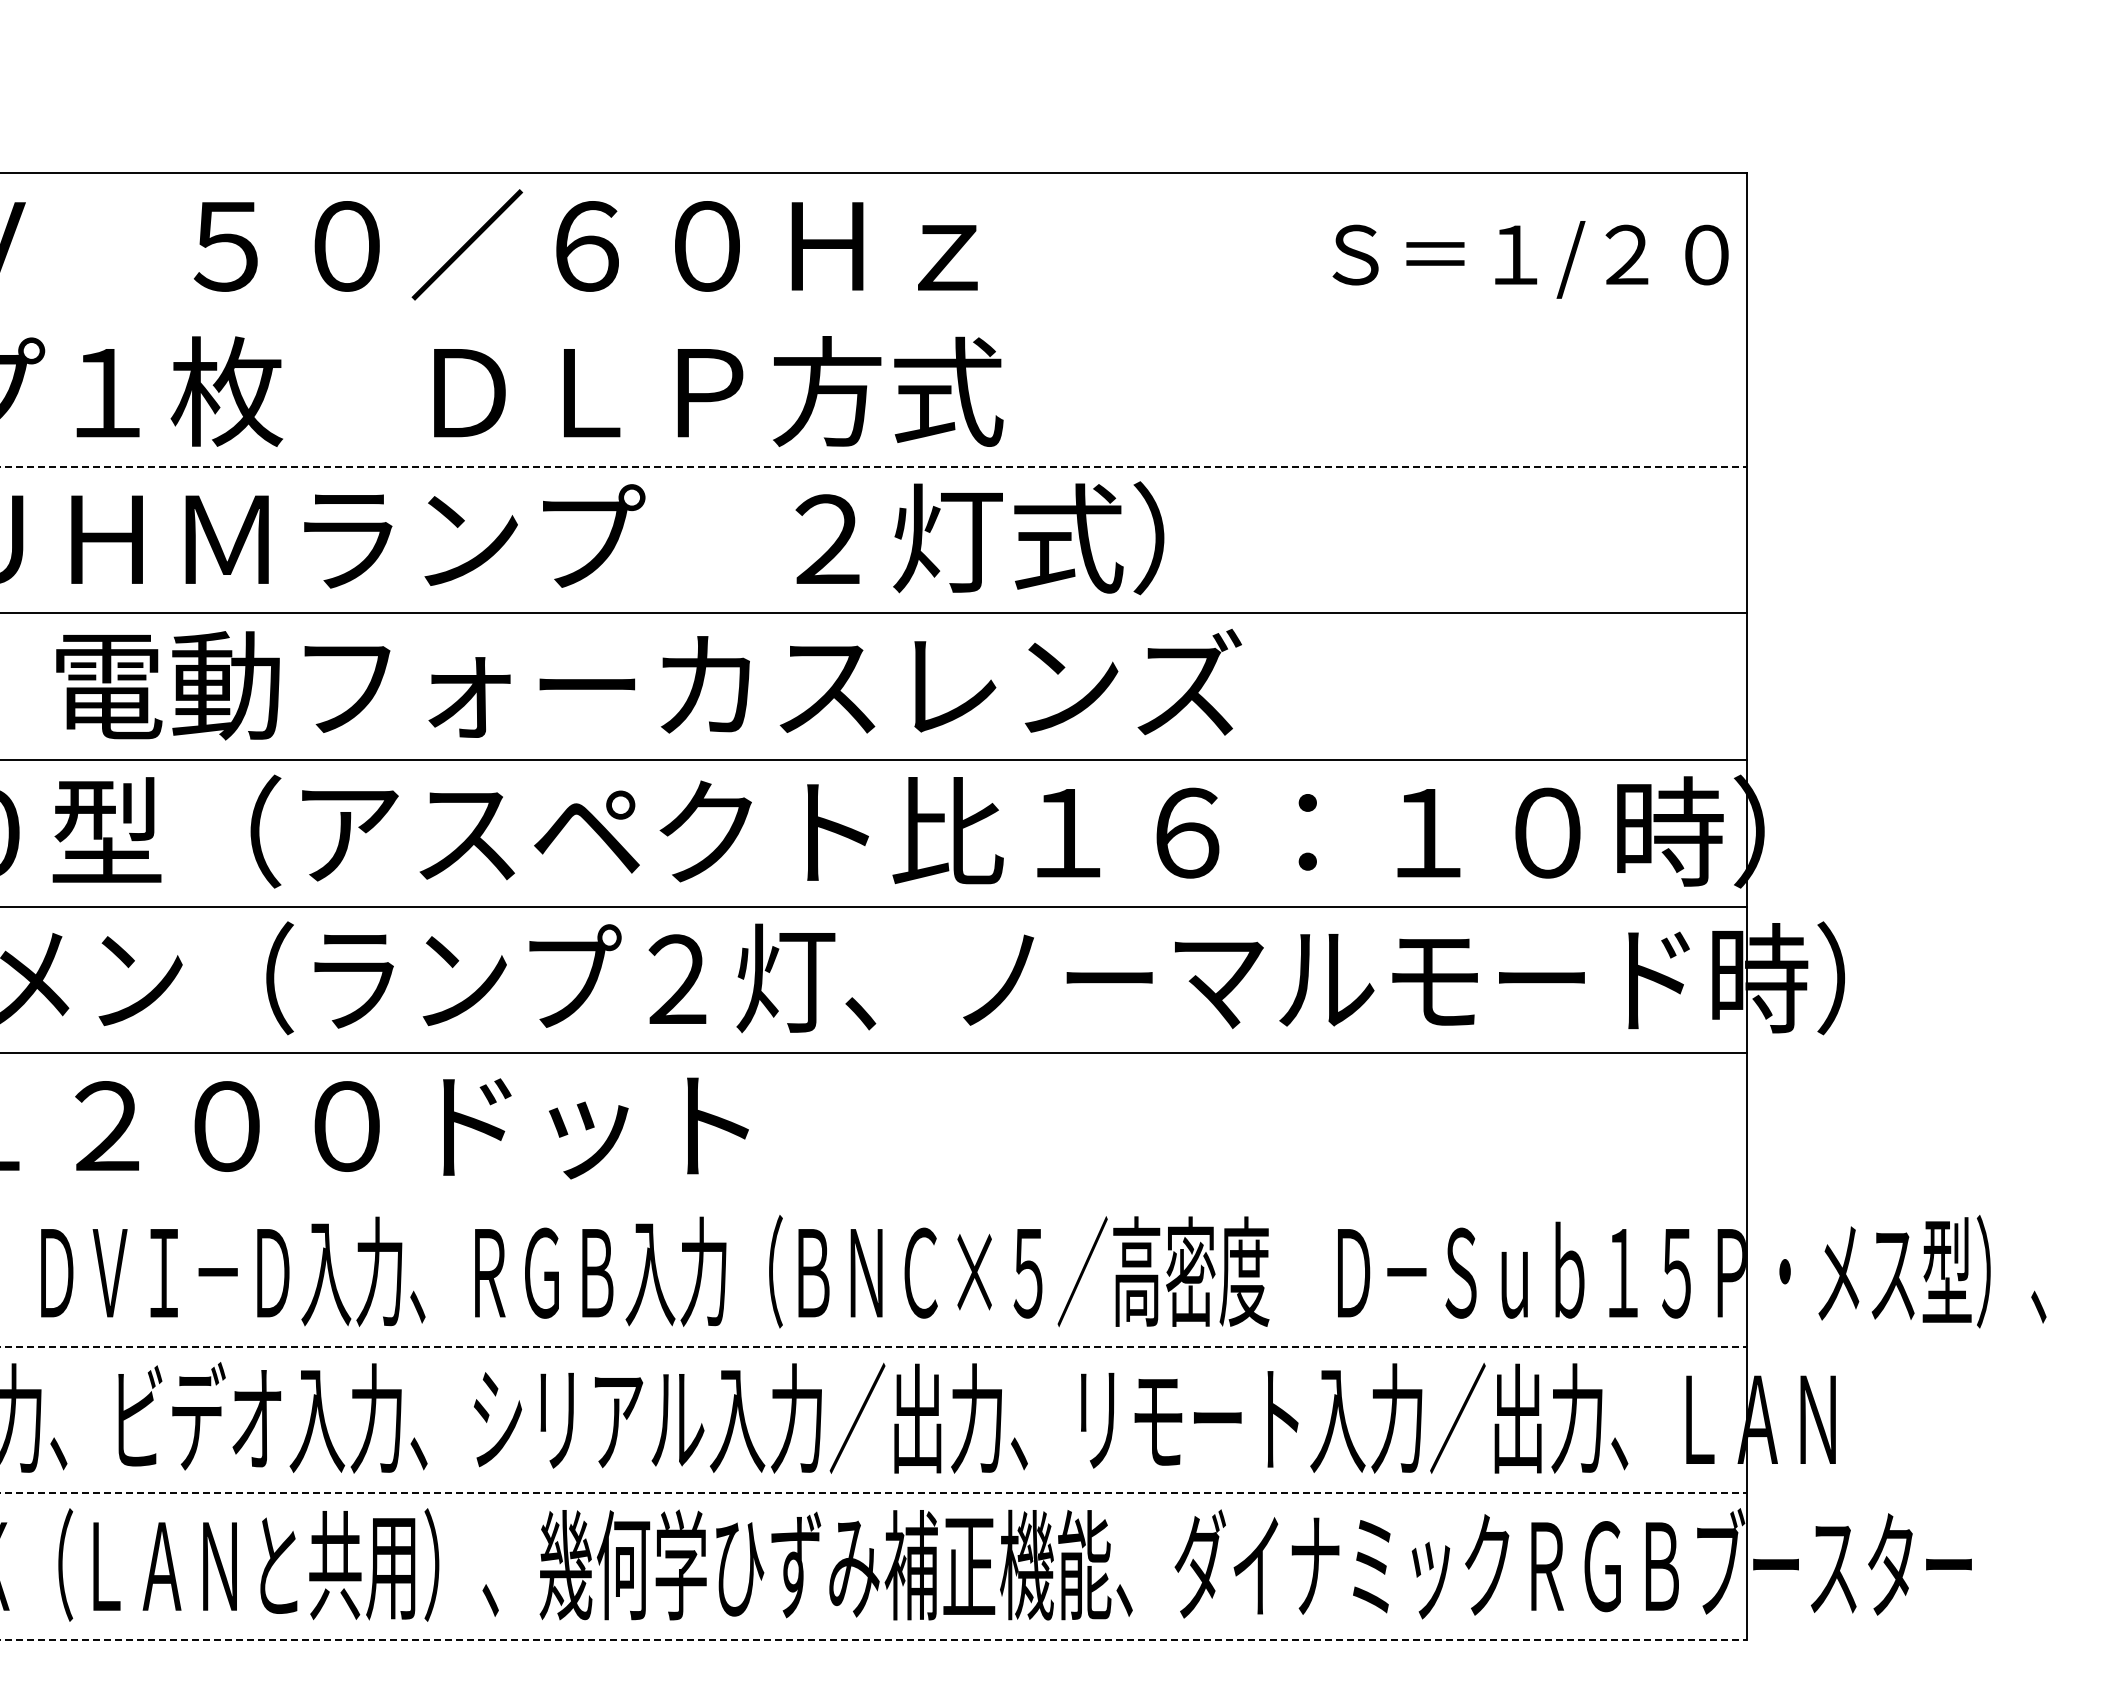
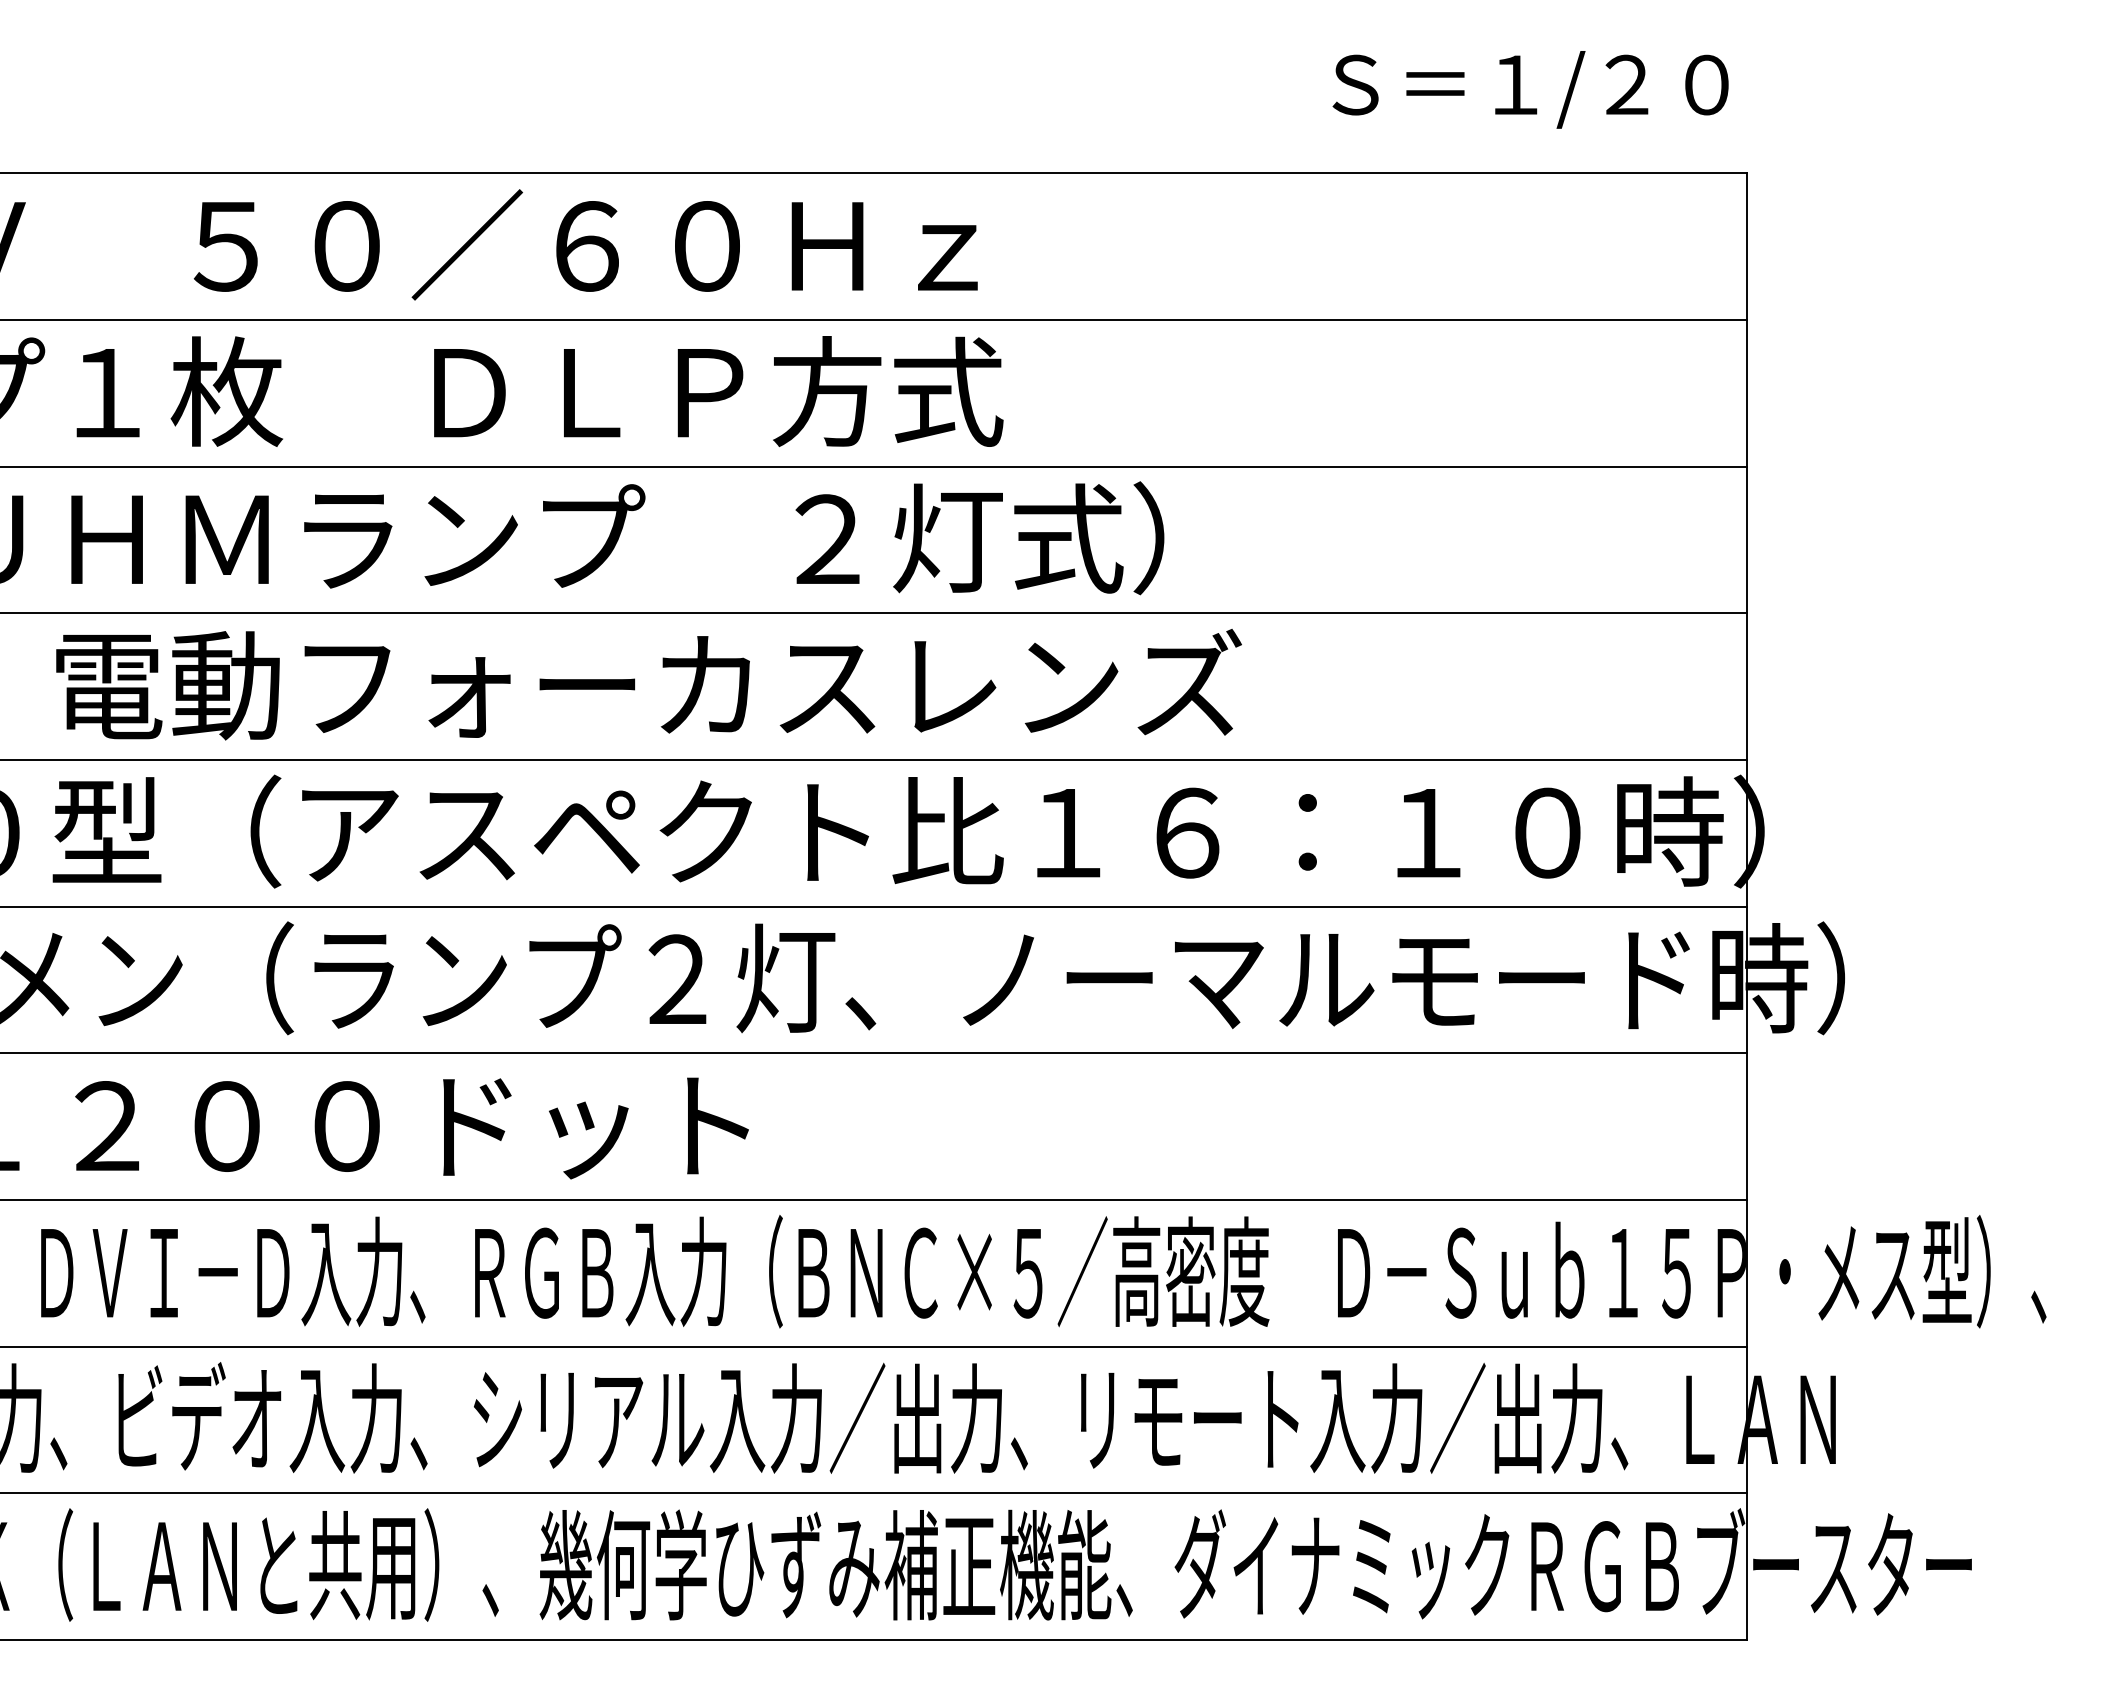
text position: (1530, 259) -> (1530, 89) (1530, 89)
line: none -> present (874, 319)
line: dashed -> solid (874, 466)
line: none -> present (874, 1199)
line: dashed -> solid (874, 1346)
line: dashed -> solid (874, 1493)
line: dashed -> solid (874, 1640)
